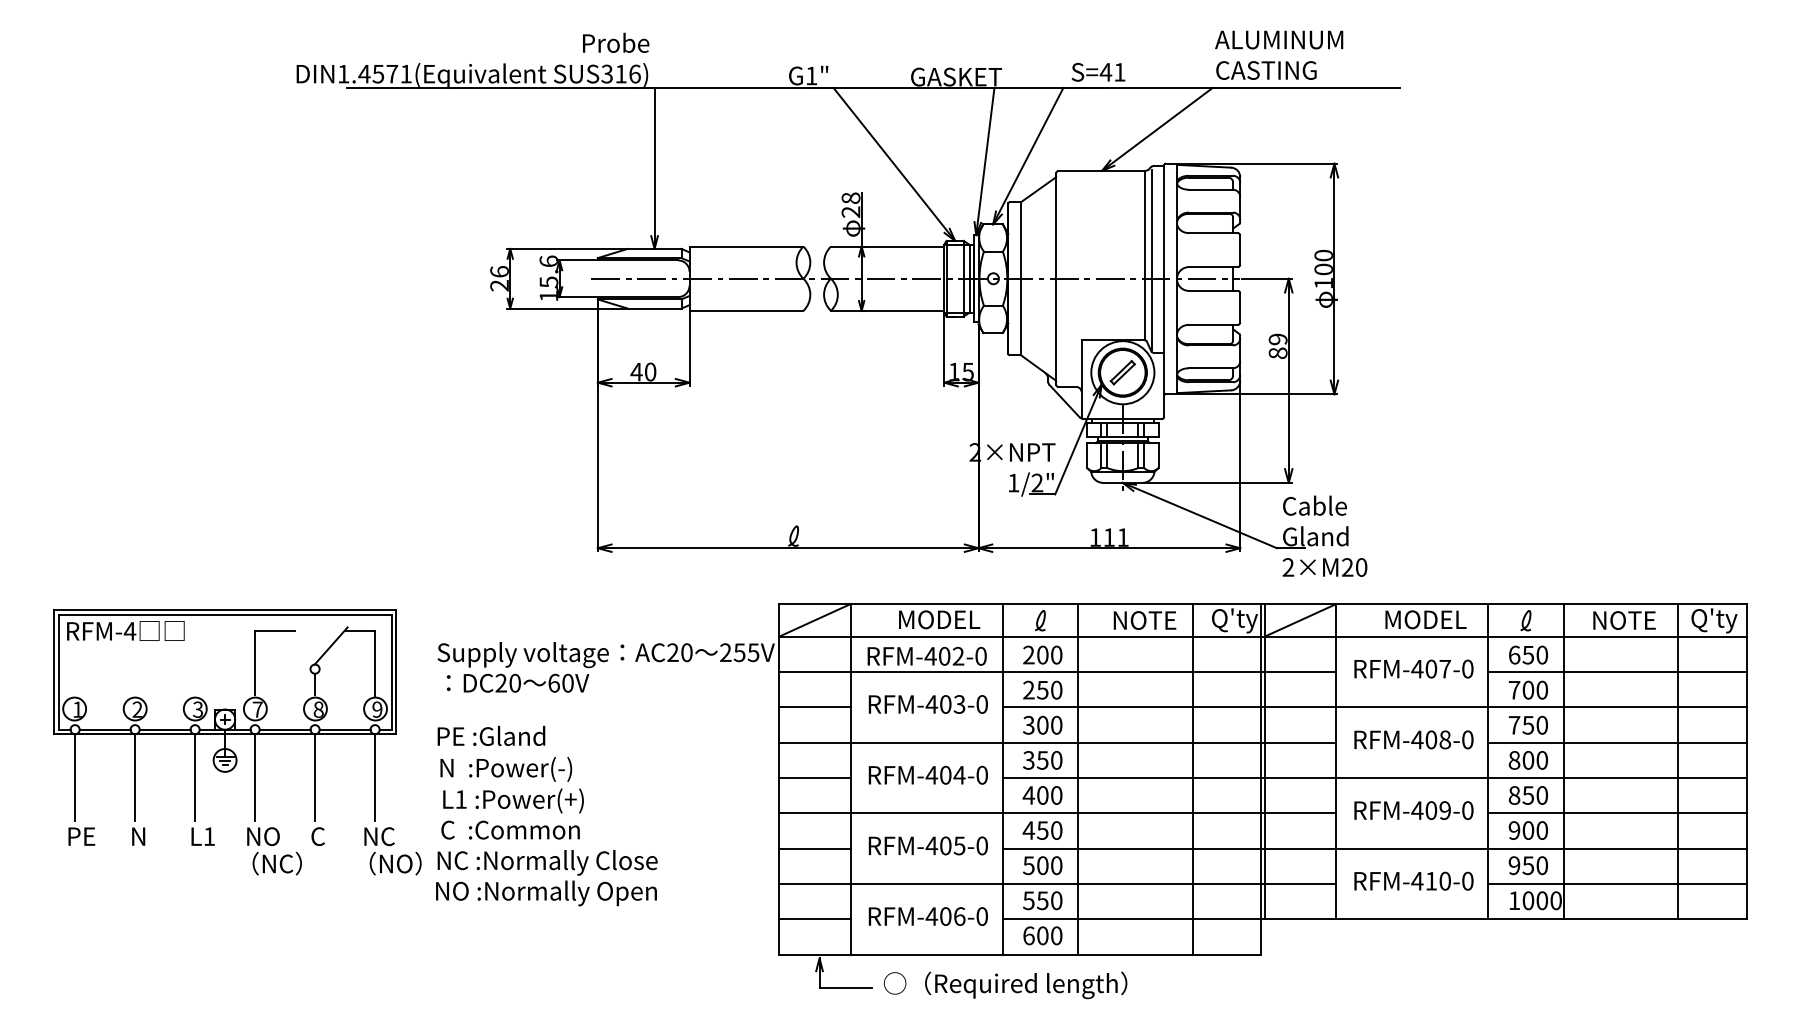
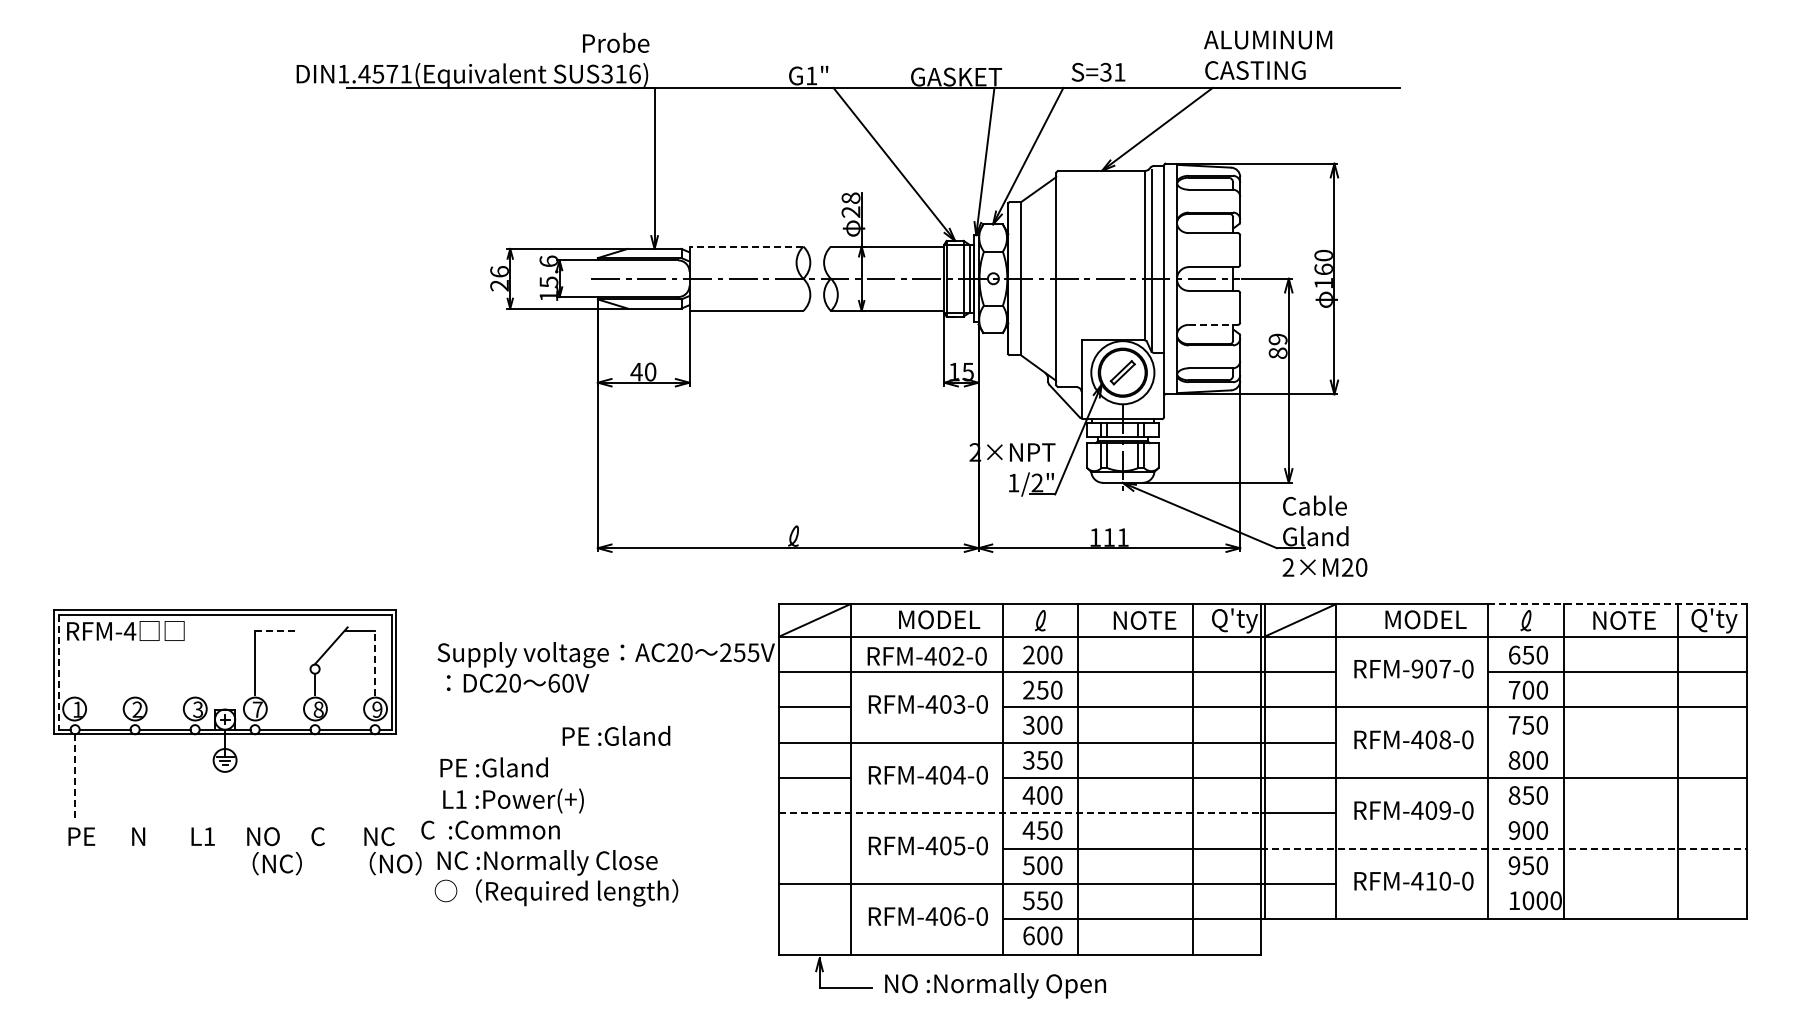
text position: (1279, 54) -> (1268, 54) (1268, 54)
text: S=41 -> S=31 (1105, 71)
line: solid -> dashed (746, 246)
text: 100 -> 160 (1323, 269)
line: solid -> dashed (1213, 324)
line: solid -> dashed (1618, 604)
line: solid -> dashed (274, 630)
line: solid -> dashed (375, 663)
text: RFM-407-0 -> RFM-907-0 (1417, 668)
line: solid -> dashed (58, 672)
text position: (491, 735) -> (616, 735) (616, 735)
line: present -> none (1617, 742)
text: N  :Power(-) -> PE :Gland (507, 769)
line: solid -> dashed (75, 777)
line: present -> none (135, 777)
line: present -> none (195, 777)
line: present -> none (255, 777)
line: present -> none (315, 777)
line: present -> none (375, 777)
line: solid -> dashed (1020, 813)
line: present -> none (1617, 813)
text position: (510, 829) -> (490, 829) (490, 829)
line: present -> none (814, 848)
line: solid -> dashed (1504, 848)
line: present -> none (1617, 884)
text: NO :Normally Open -> ○（Required length） (556, 892)
line: present -> none (814, 919)
text: ○（Required length） -> NO :Normally Open (1005, 985)
